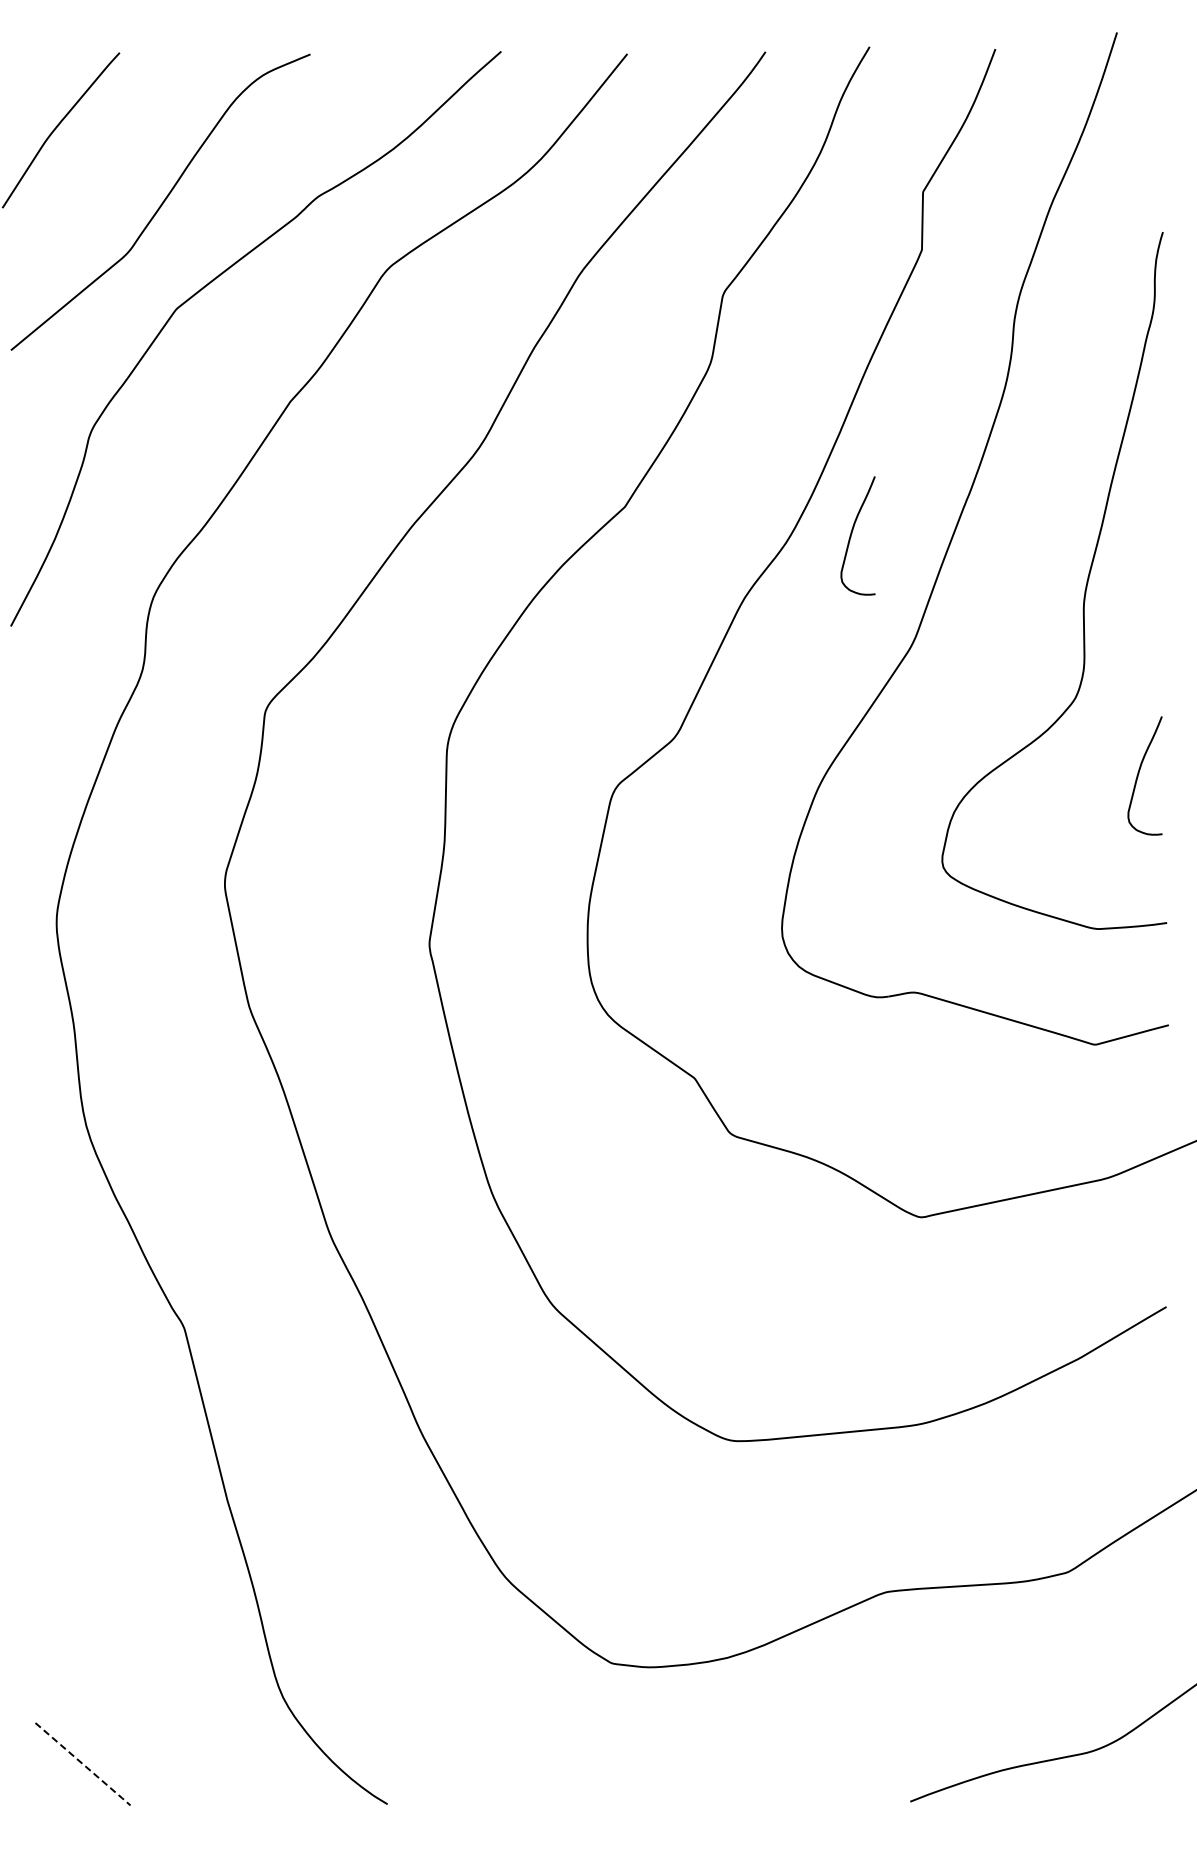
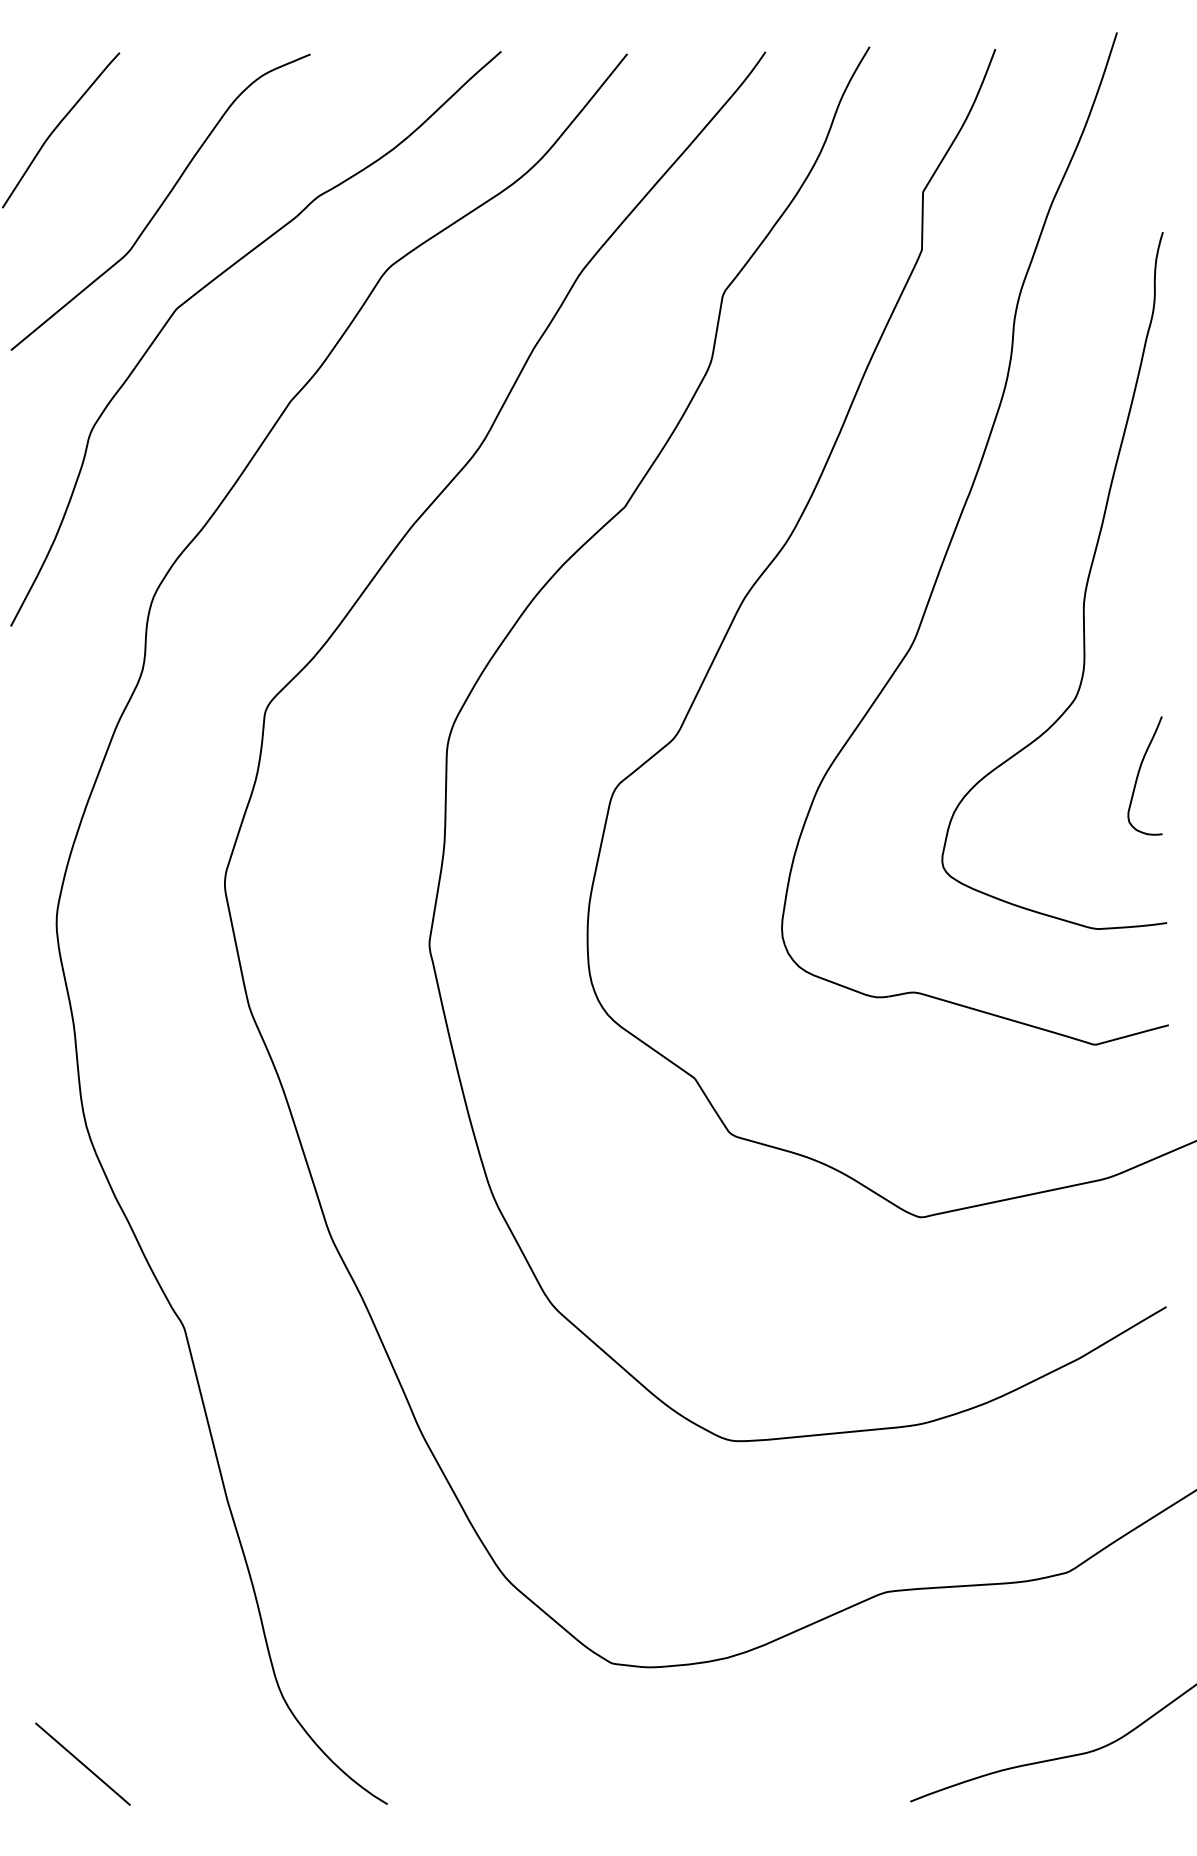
curve: present -> none (852, 533)
line: dashed -> solid (83, 1764)
